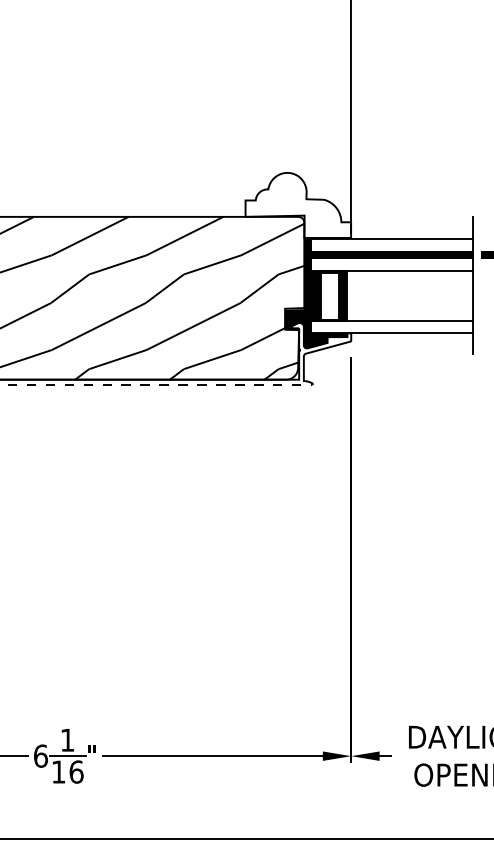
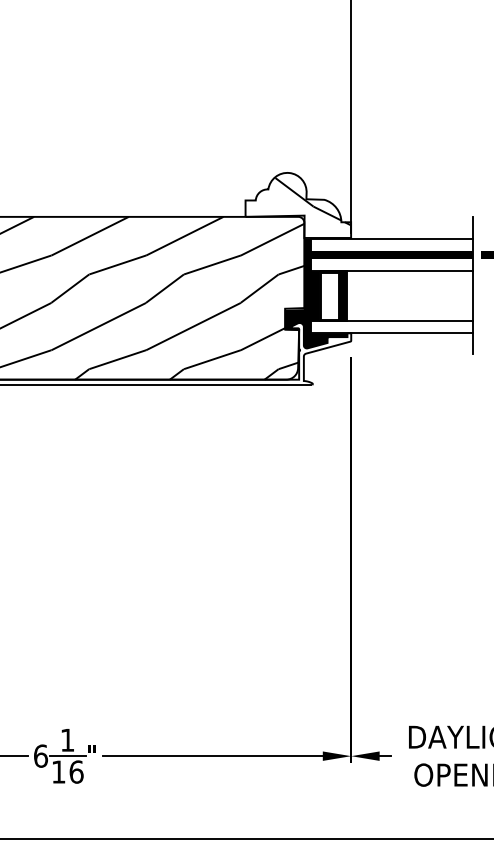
hatch: none -> present (312, 201)
line: dashed -> solid (156, 384)
